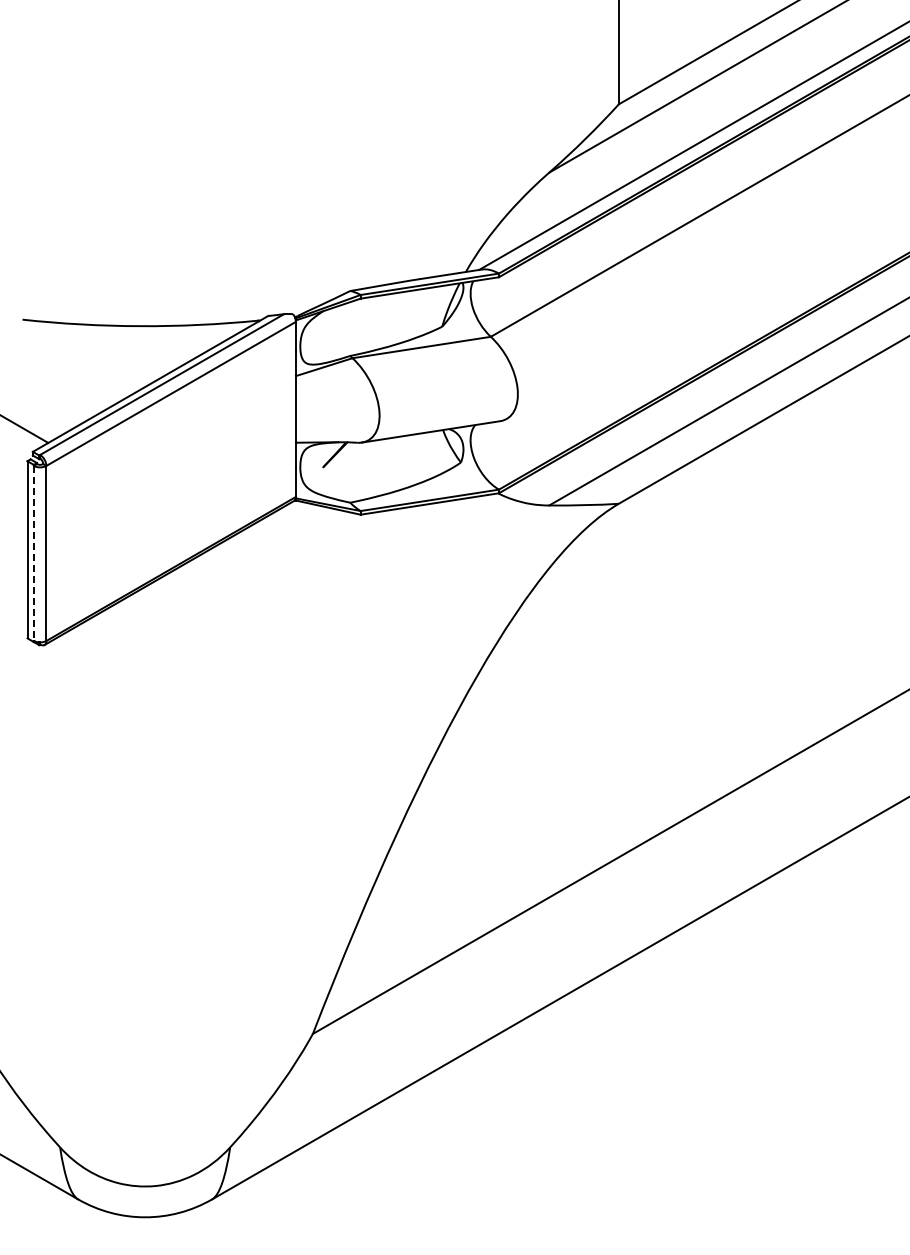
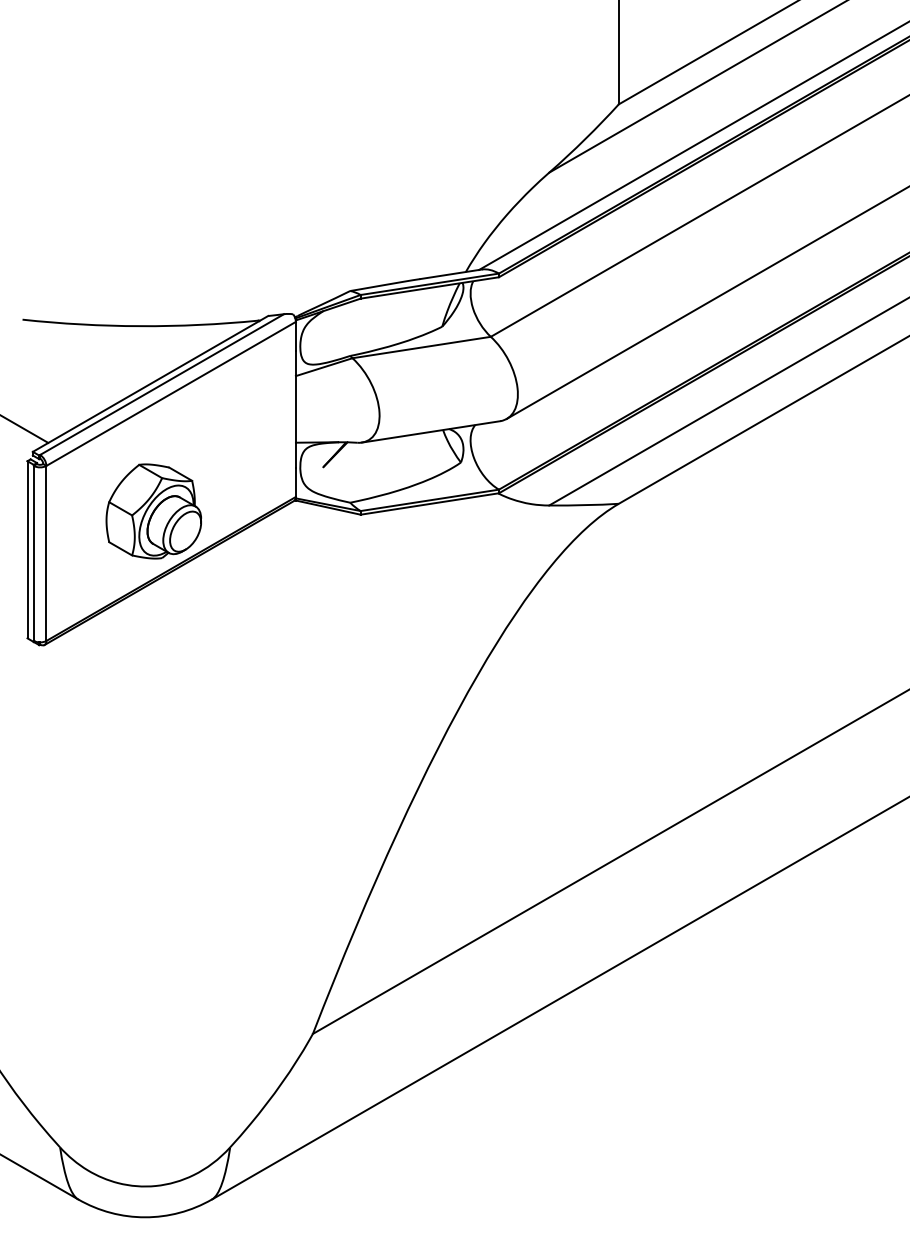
line: none -> present (706, 302)
part: none -> present (153, 511)
line: dashed -> solid (33, 553)
